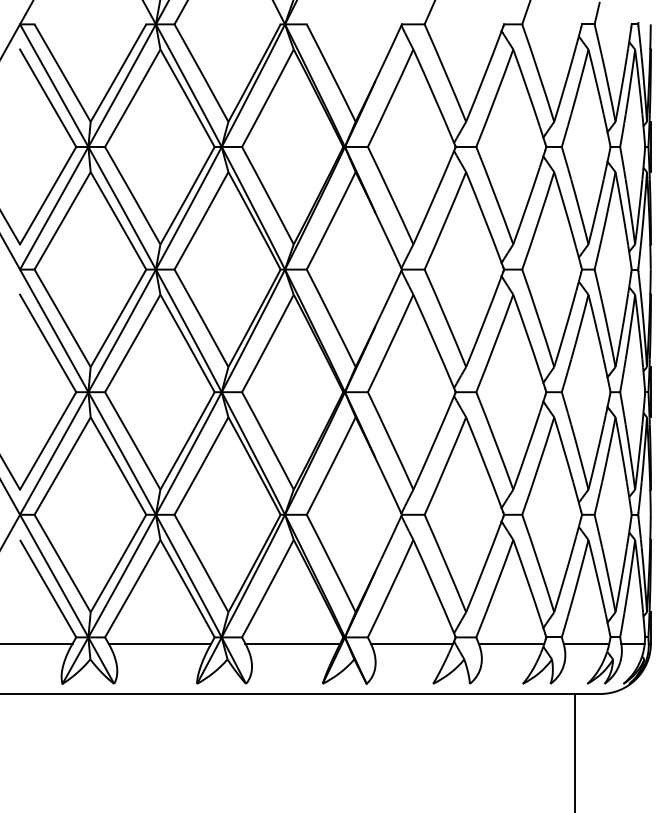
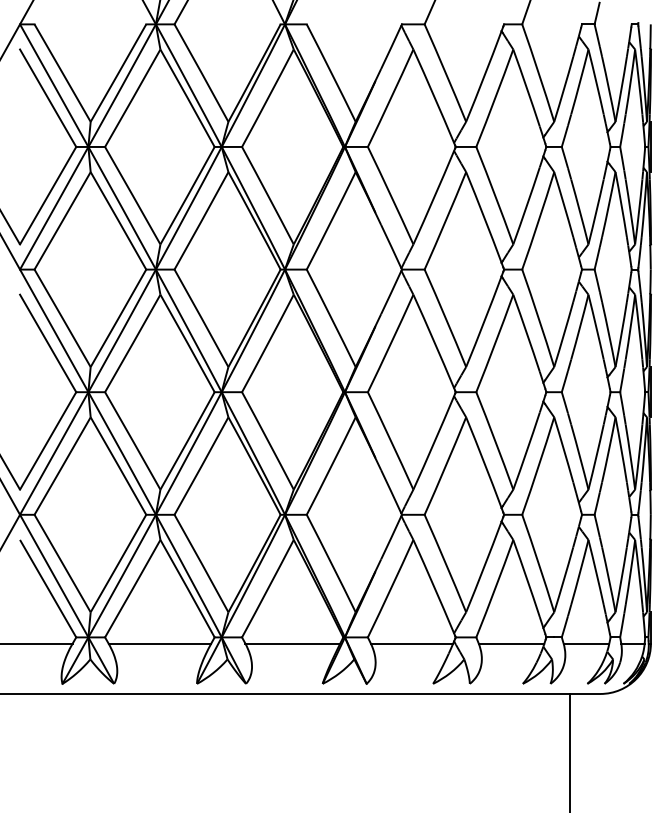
line position: (575, 751) -> (570, 751) (570, 751)
